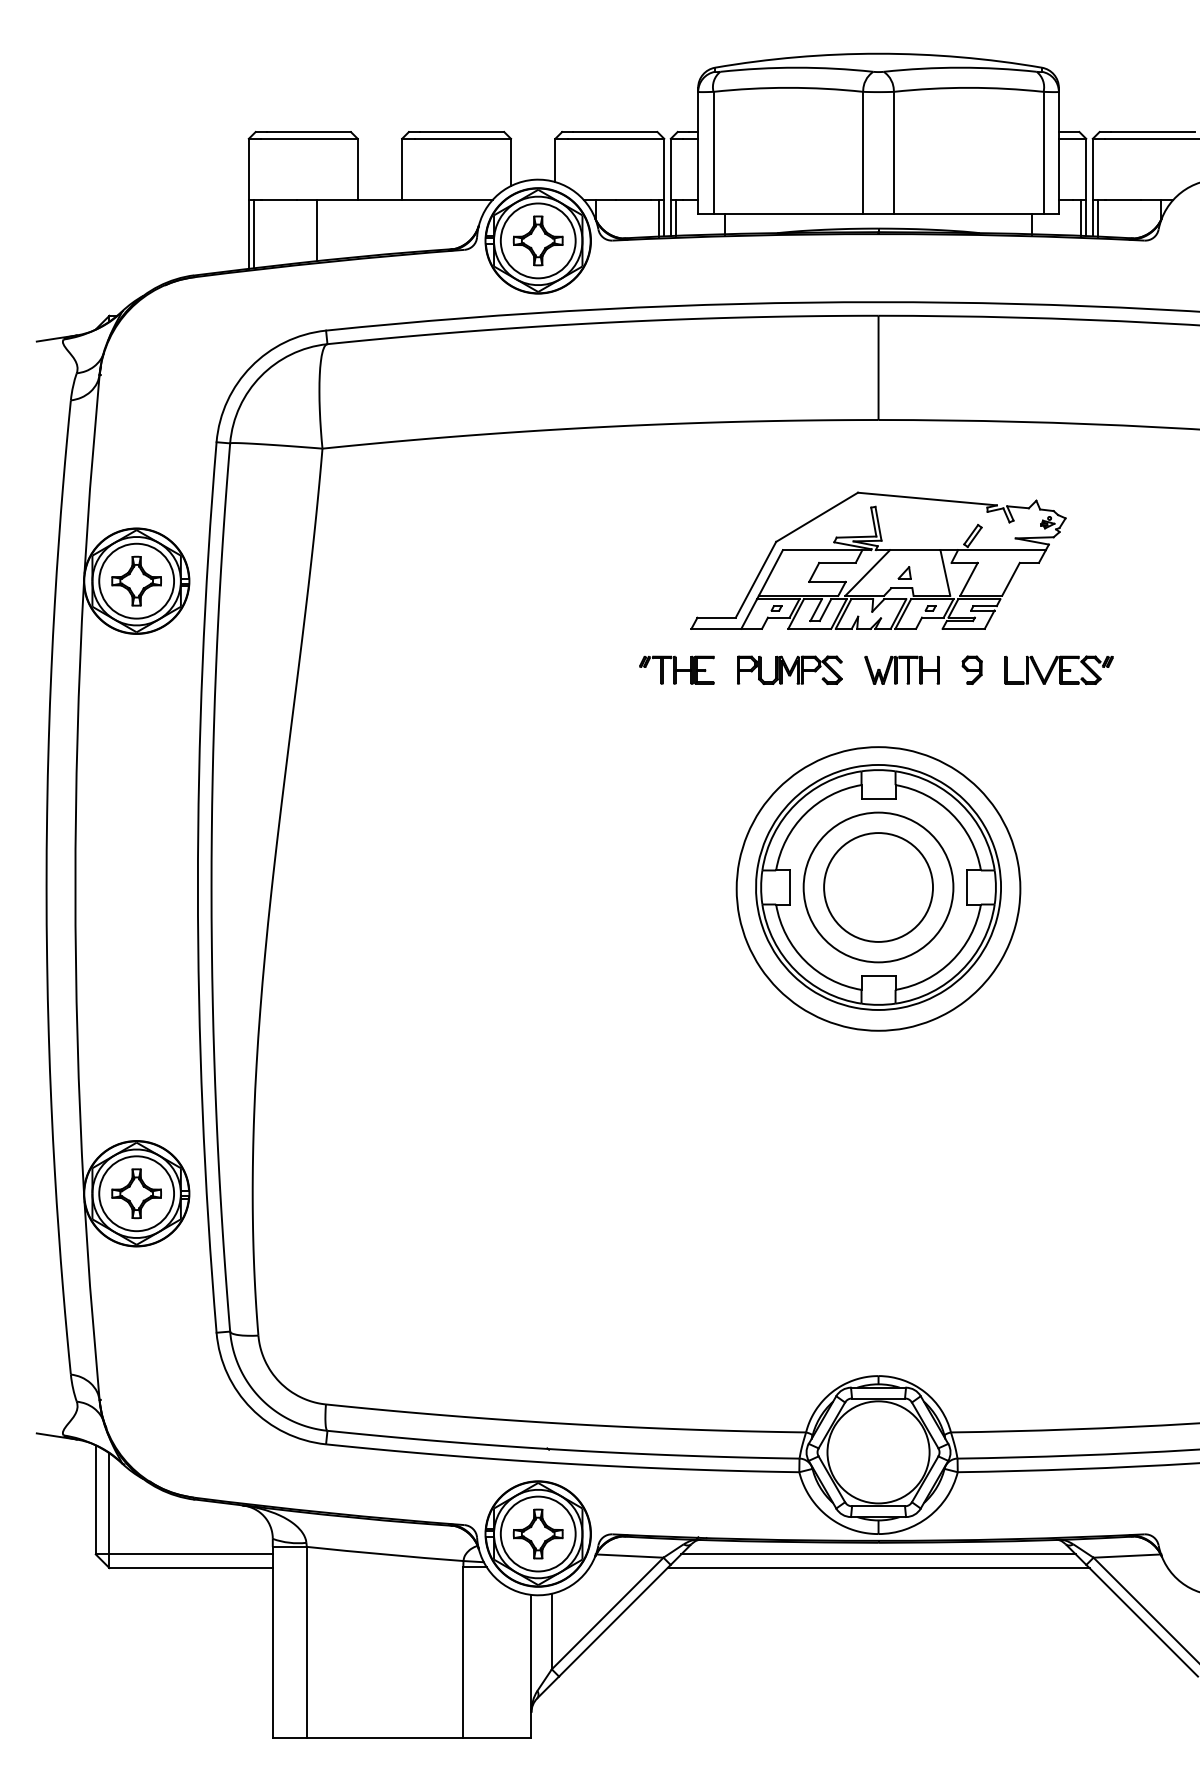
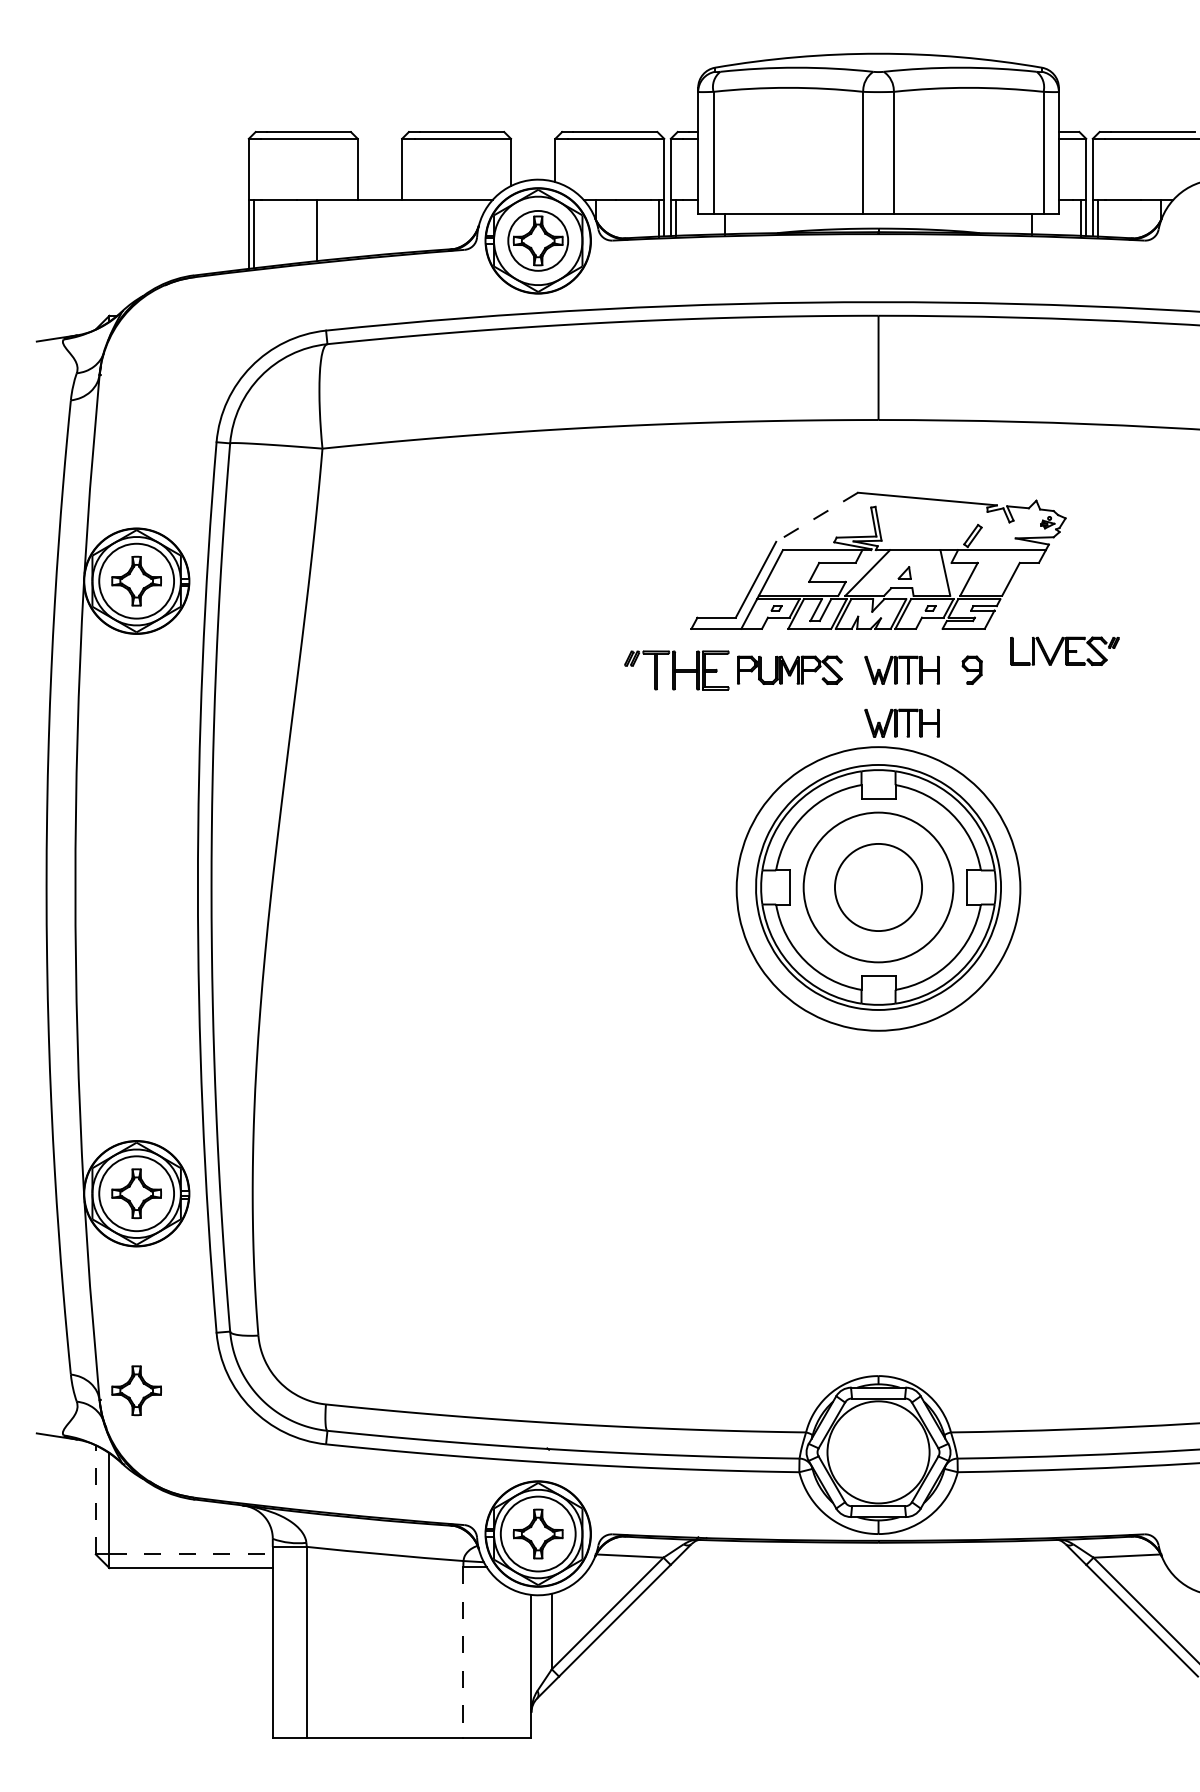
circle diameter: 75 px -> 60 px (538, 240)
line: solid -> dashed (817, 517)
part size: 76x30 px -> 106x41 px (676, 670)
part position: (1058, 669) -> (1064, 650) (1064, 650)
part: none -> present (901, 722)
circle diameter: 109 px -> 87 px (878, 887)
part: none -> present (136, 1390)
line: solid -> dashed (95, 1499)
line: solid -> dashed (191, 1554)
line: present -> none (878, 1554)
line: present -> none (878, 1568)
line: solid -> dashed (463, 1652)
